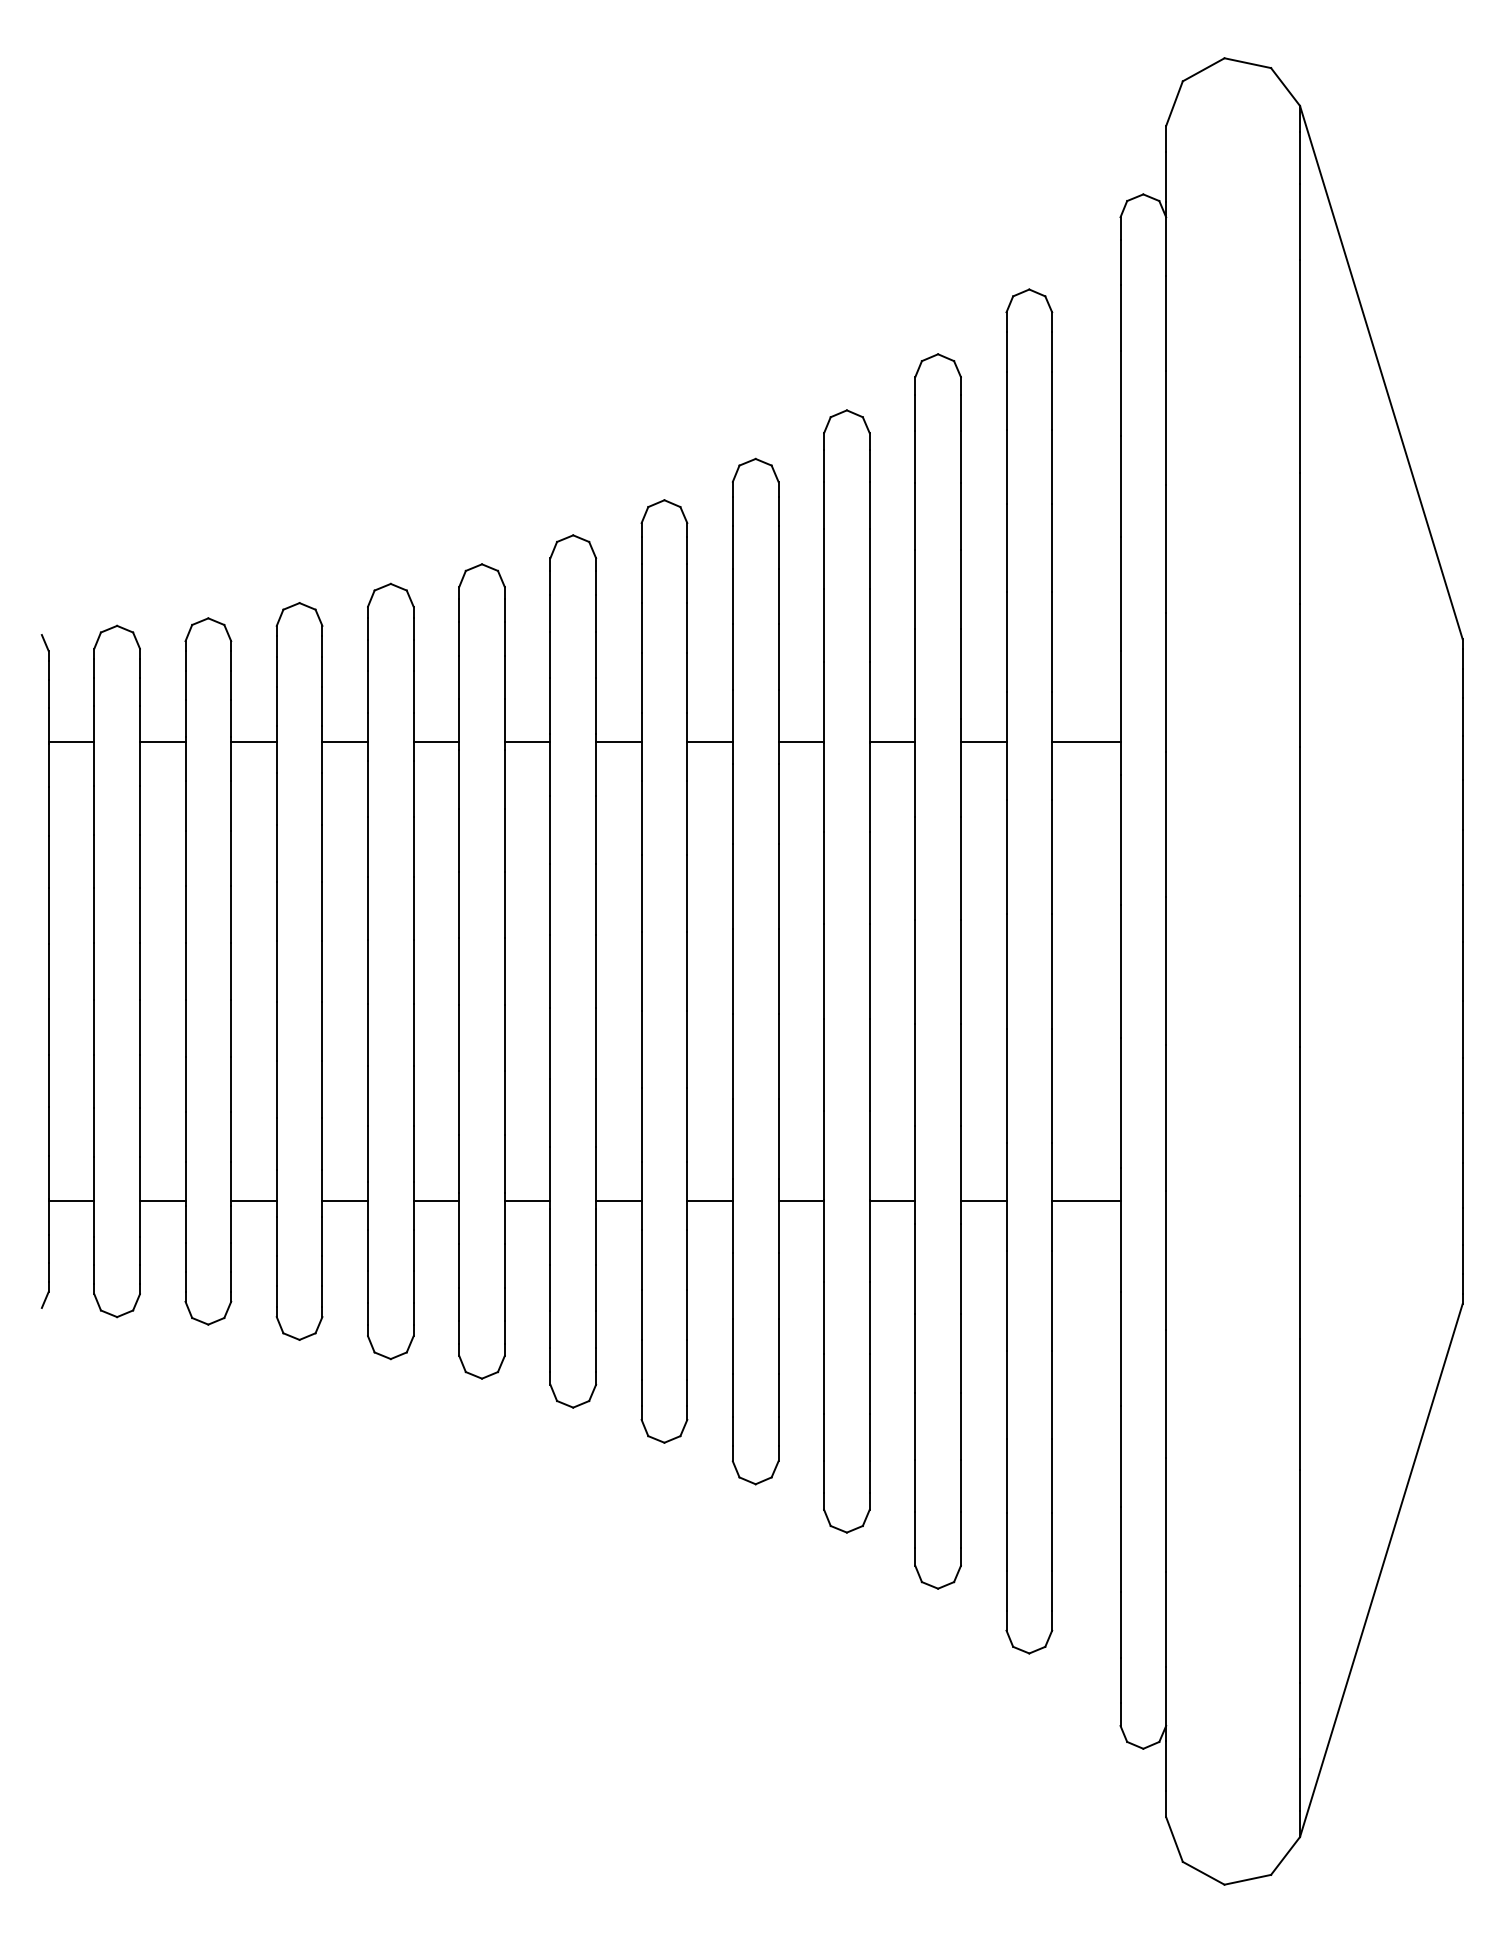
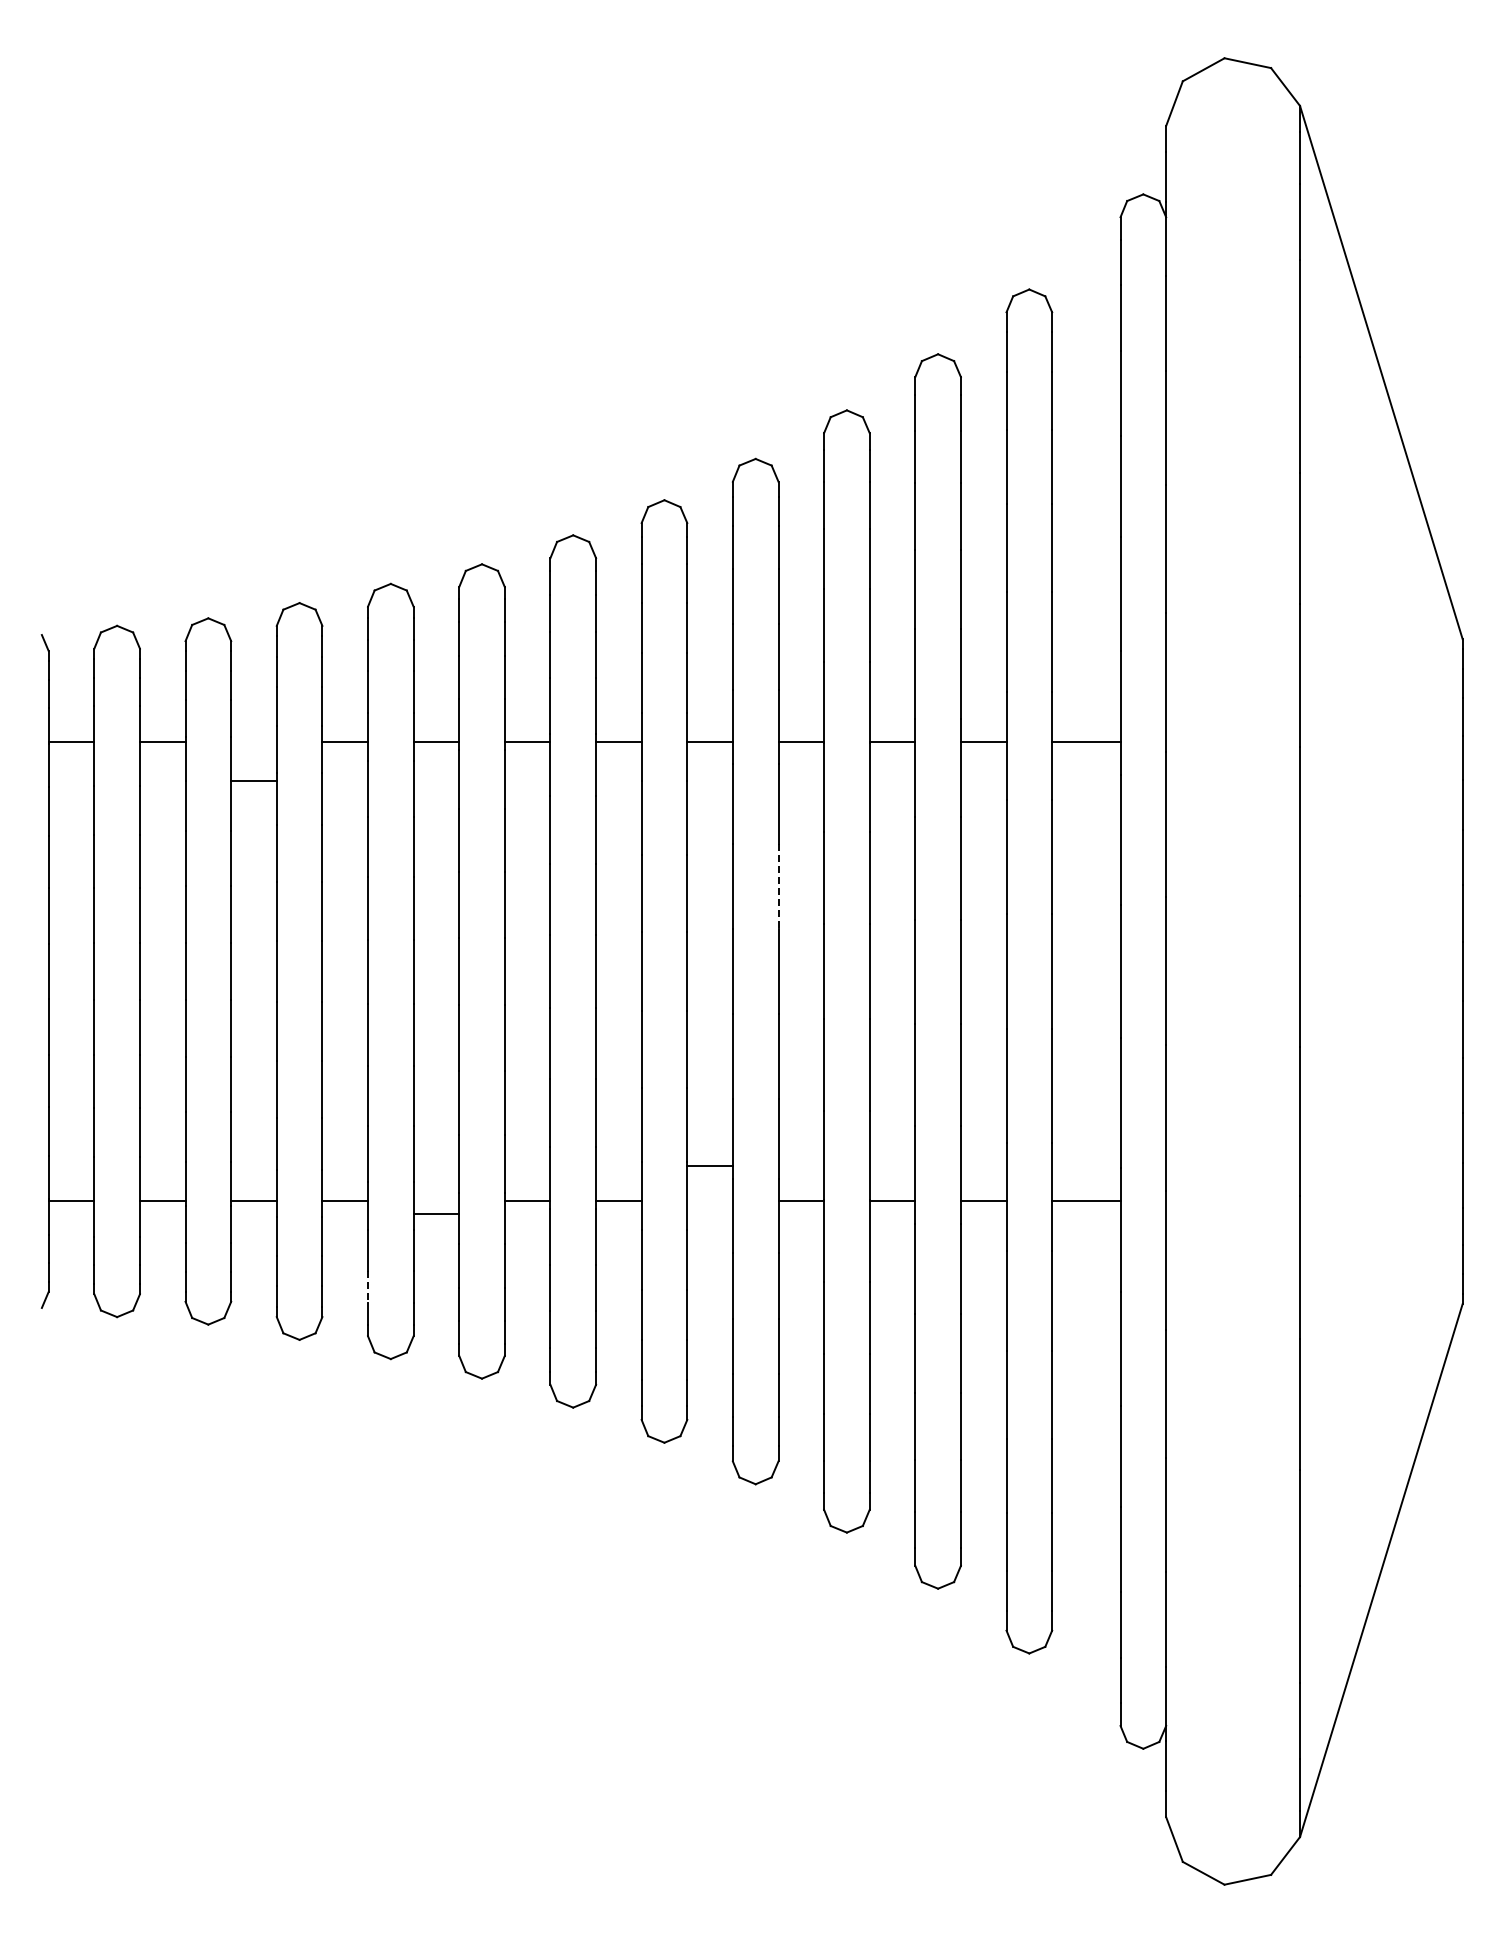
line position: (253, 741) -> (253, 780) (253, 780)
line: solid -> dashed (778, 887)
line position: (436, 1201) -> (436, 1214) (436, 1214)
line position: (709, 1201) -> (709, 1166) (709, 1166)
line: solid -> dashed (368, 1287)
